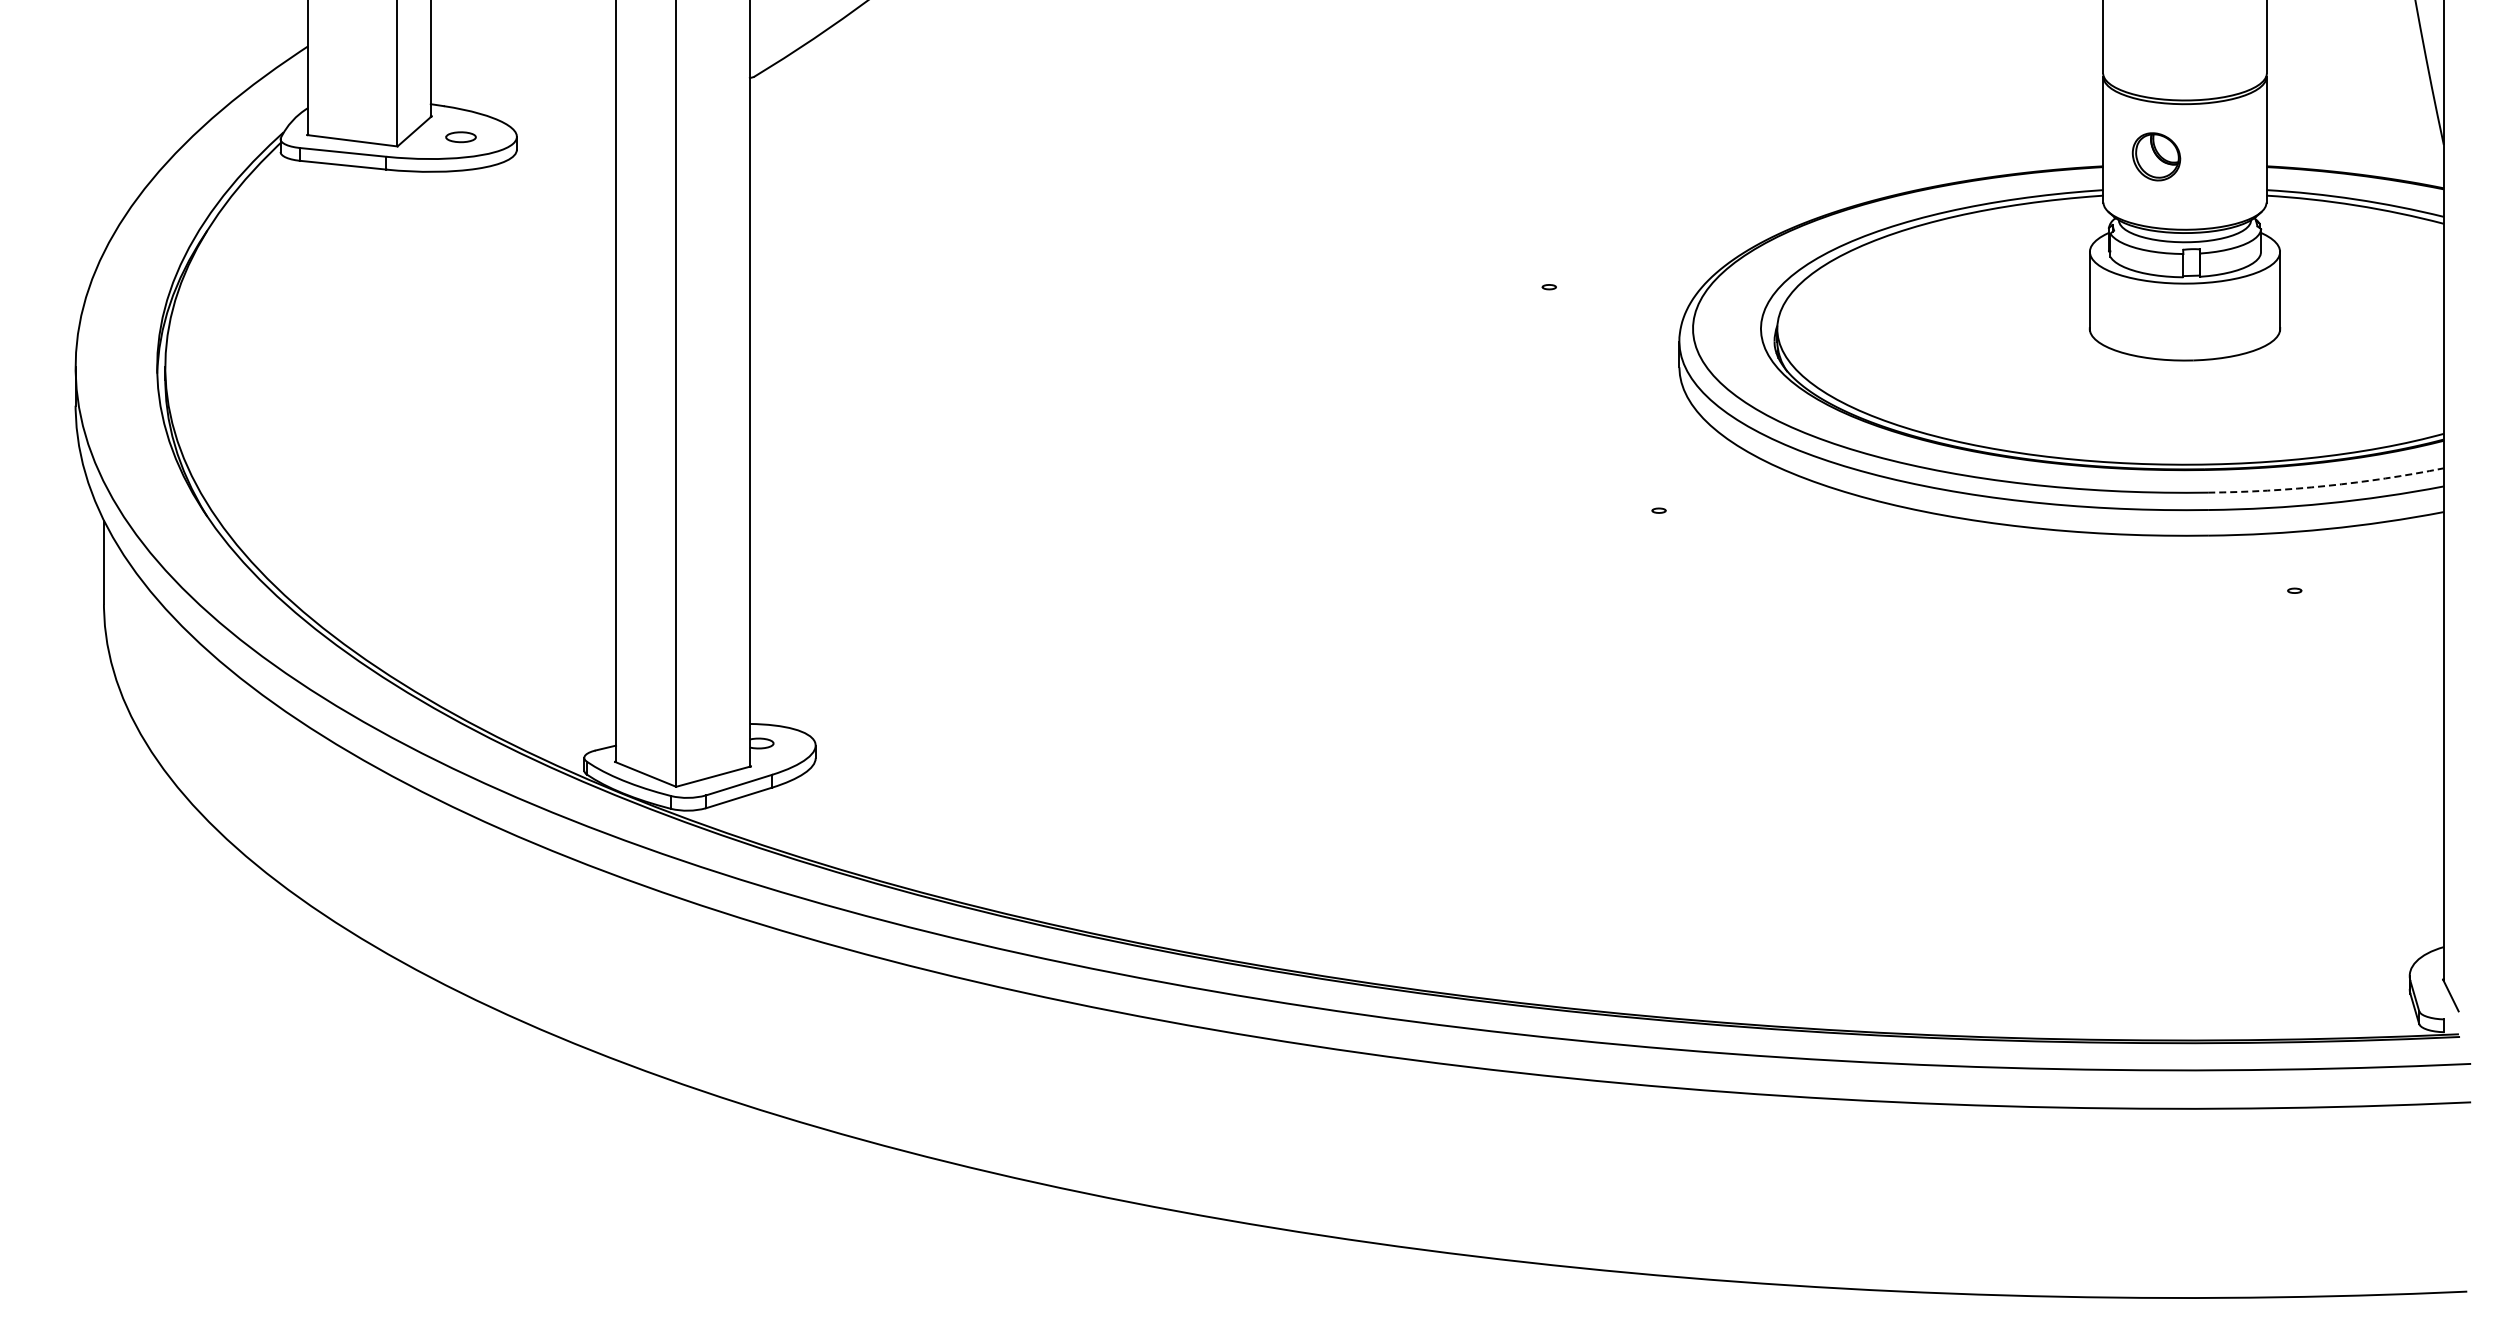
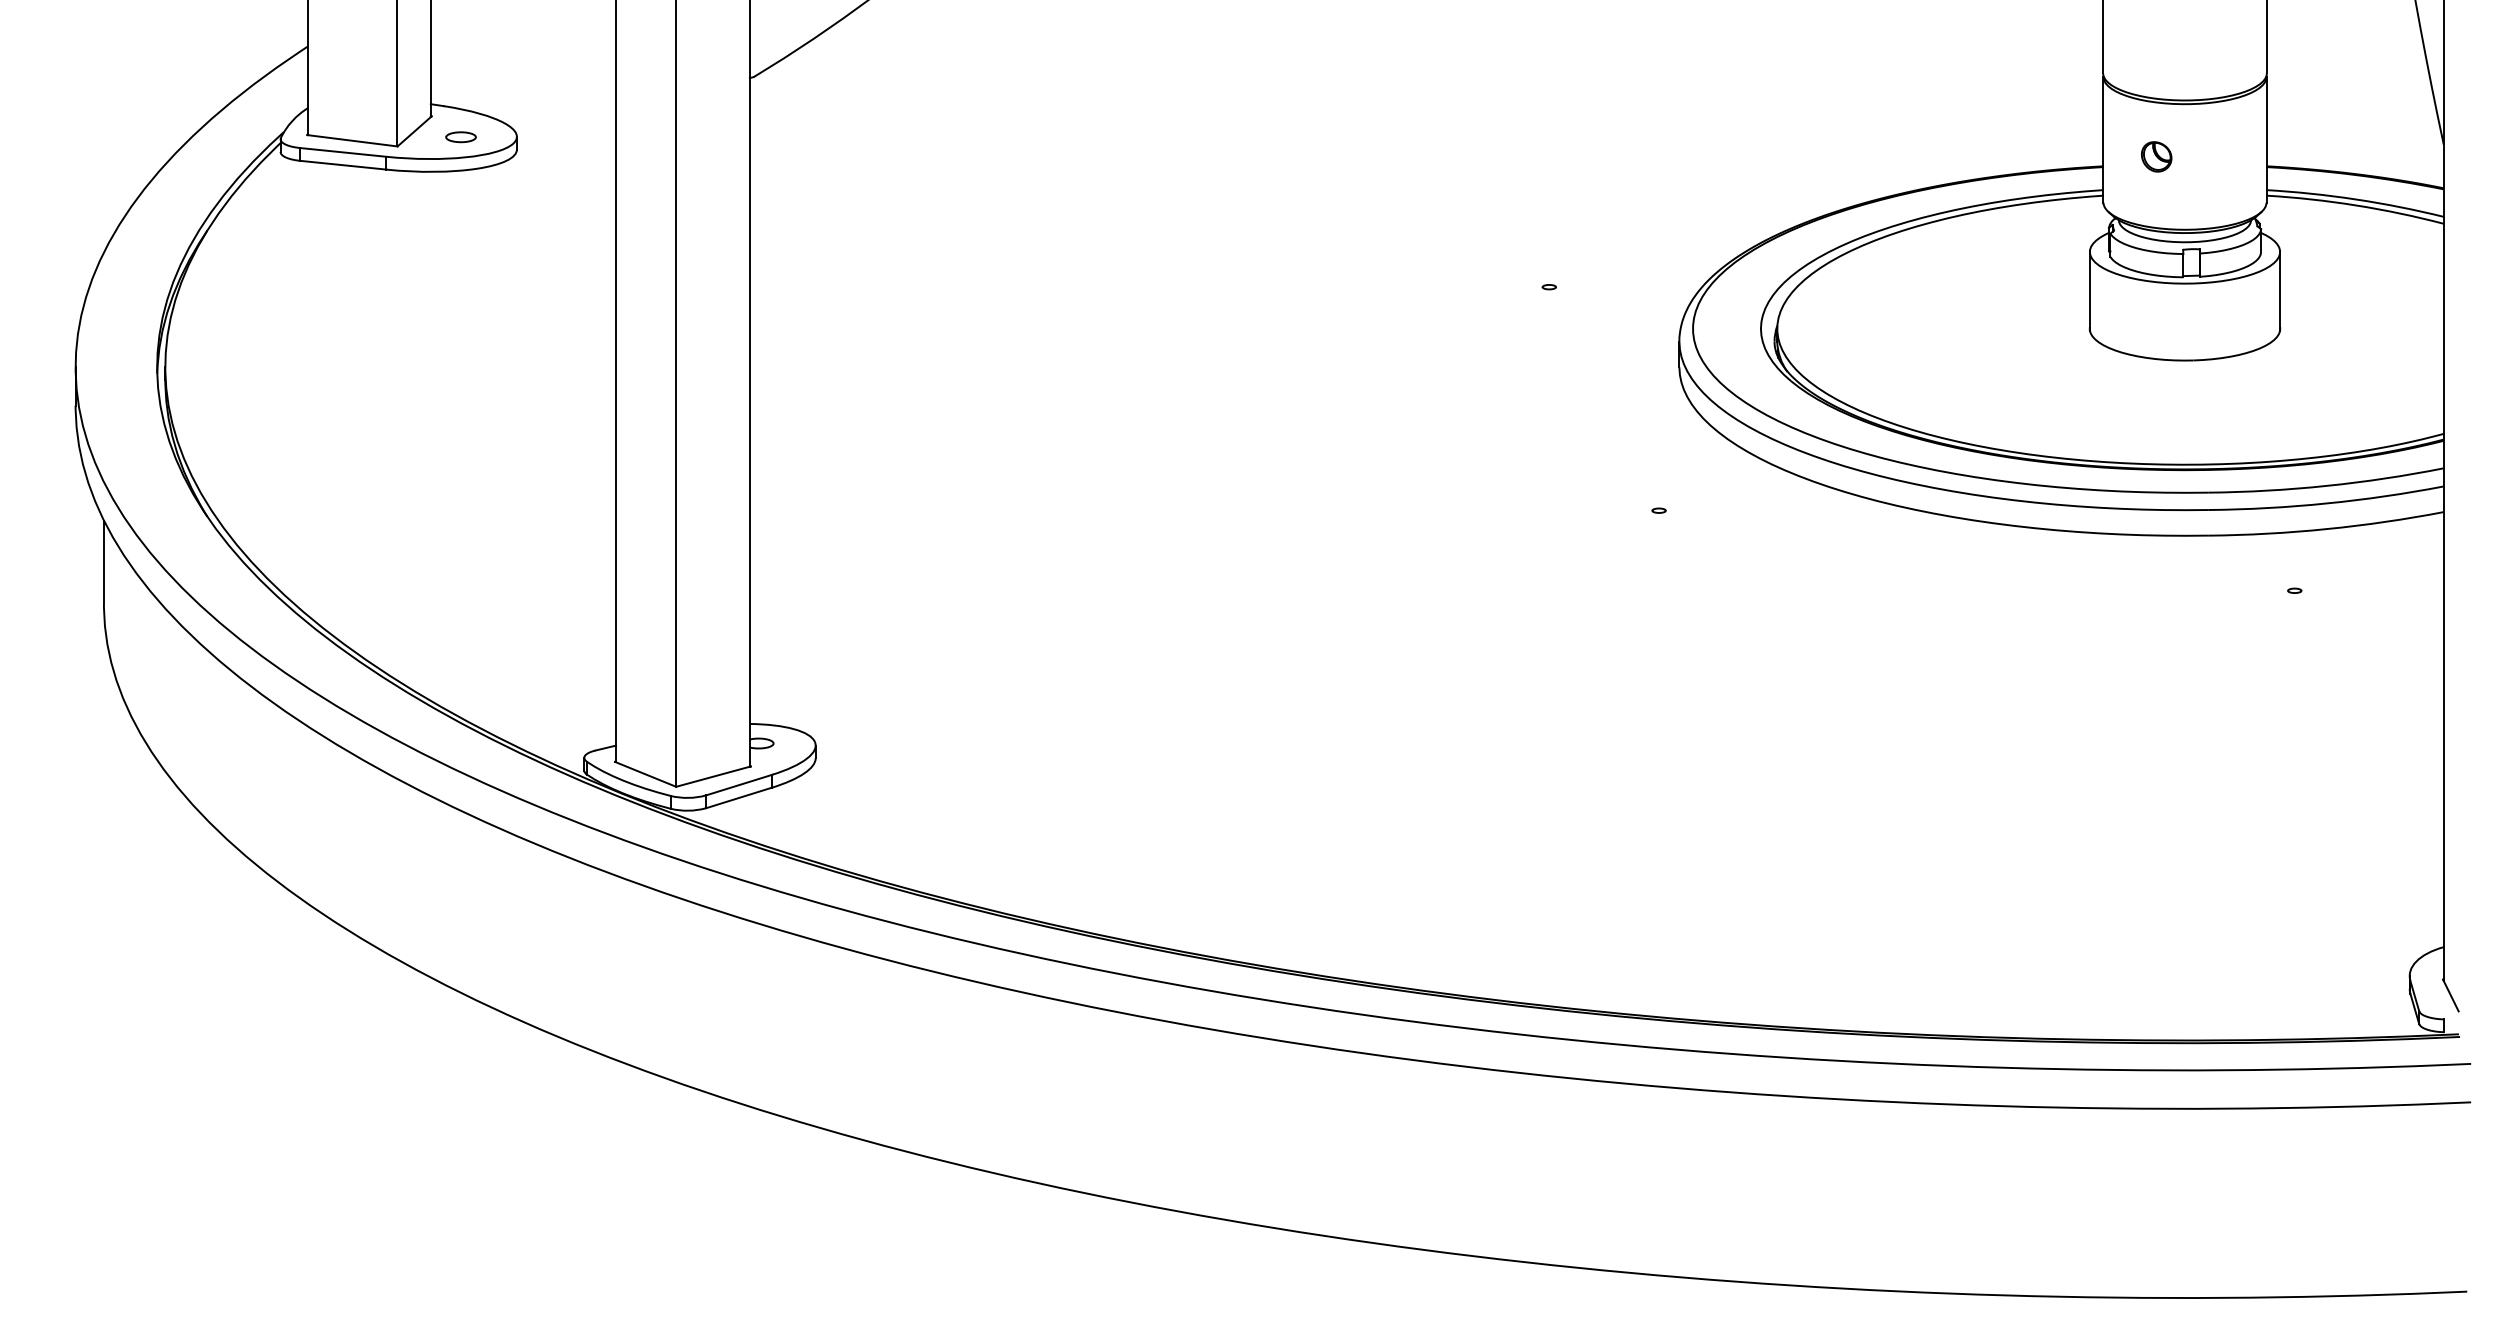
part size: 51x50 px -> 32x32 px (2156, 156)
arc: dashed -> solid (2326, 485)
